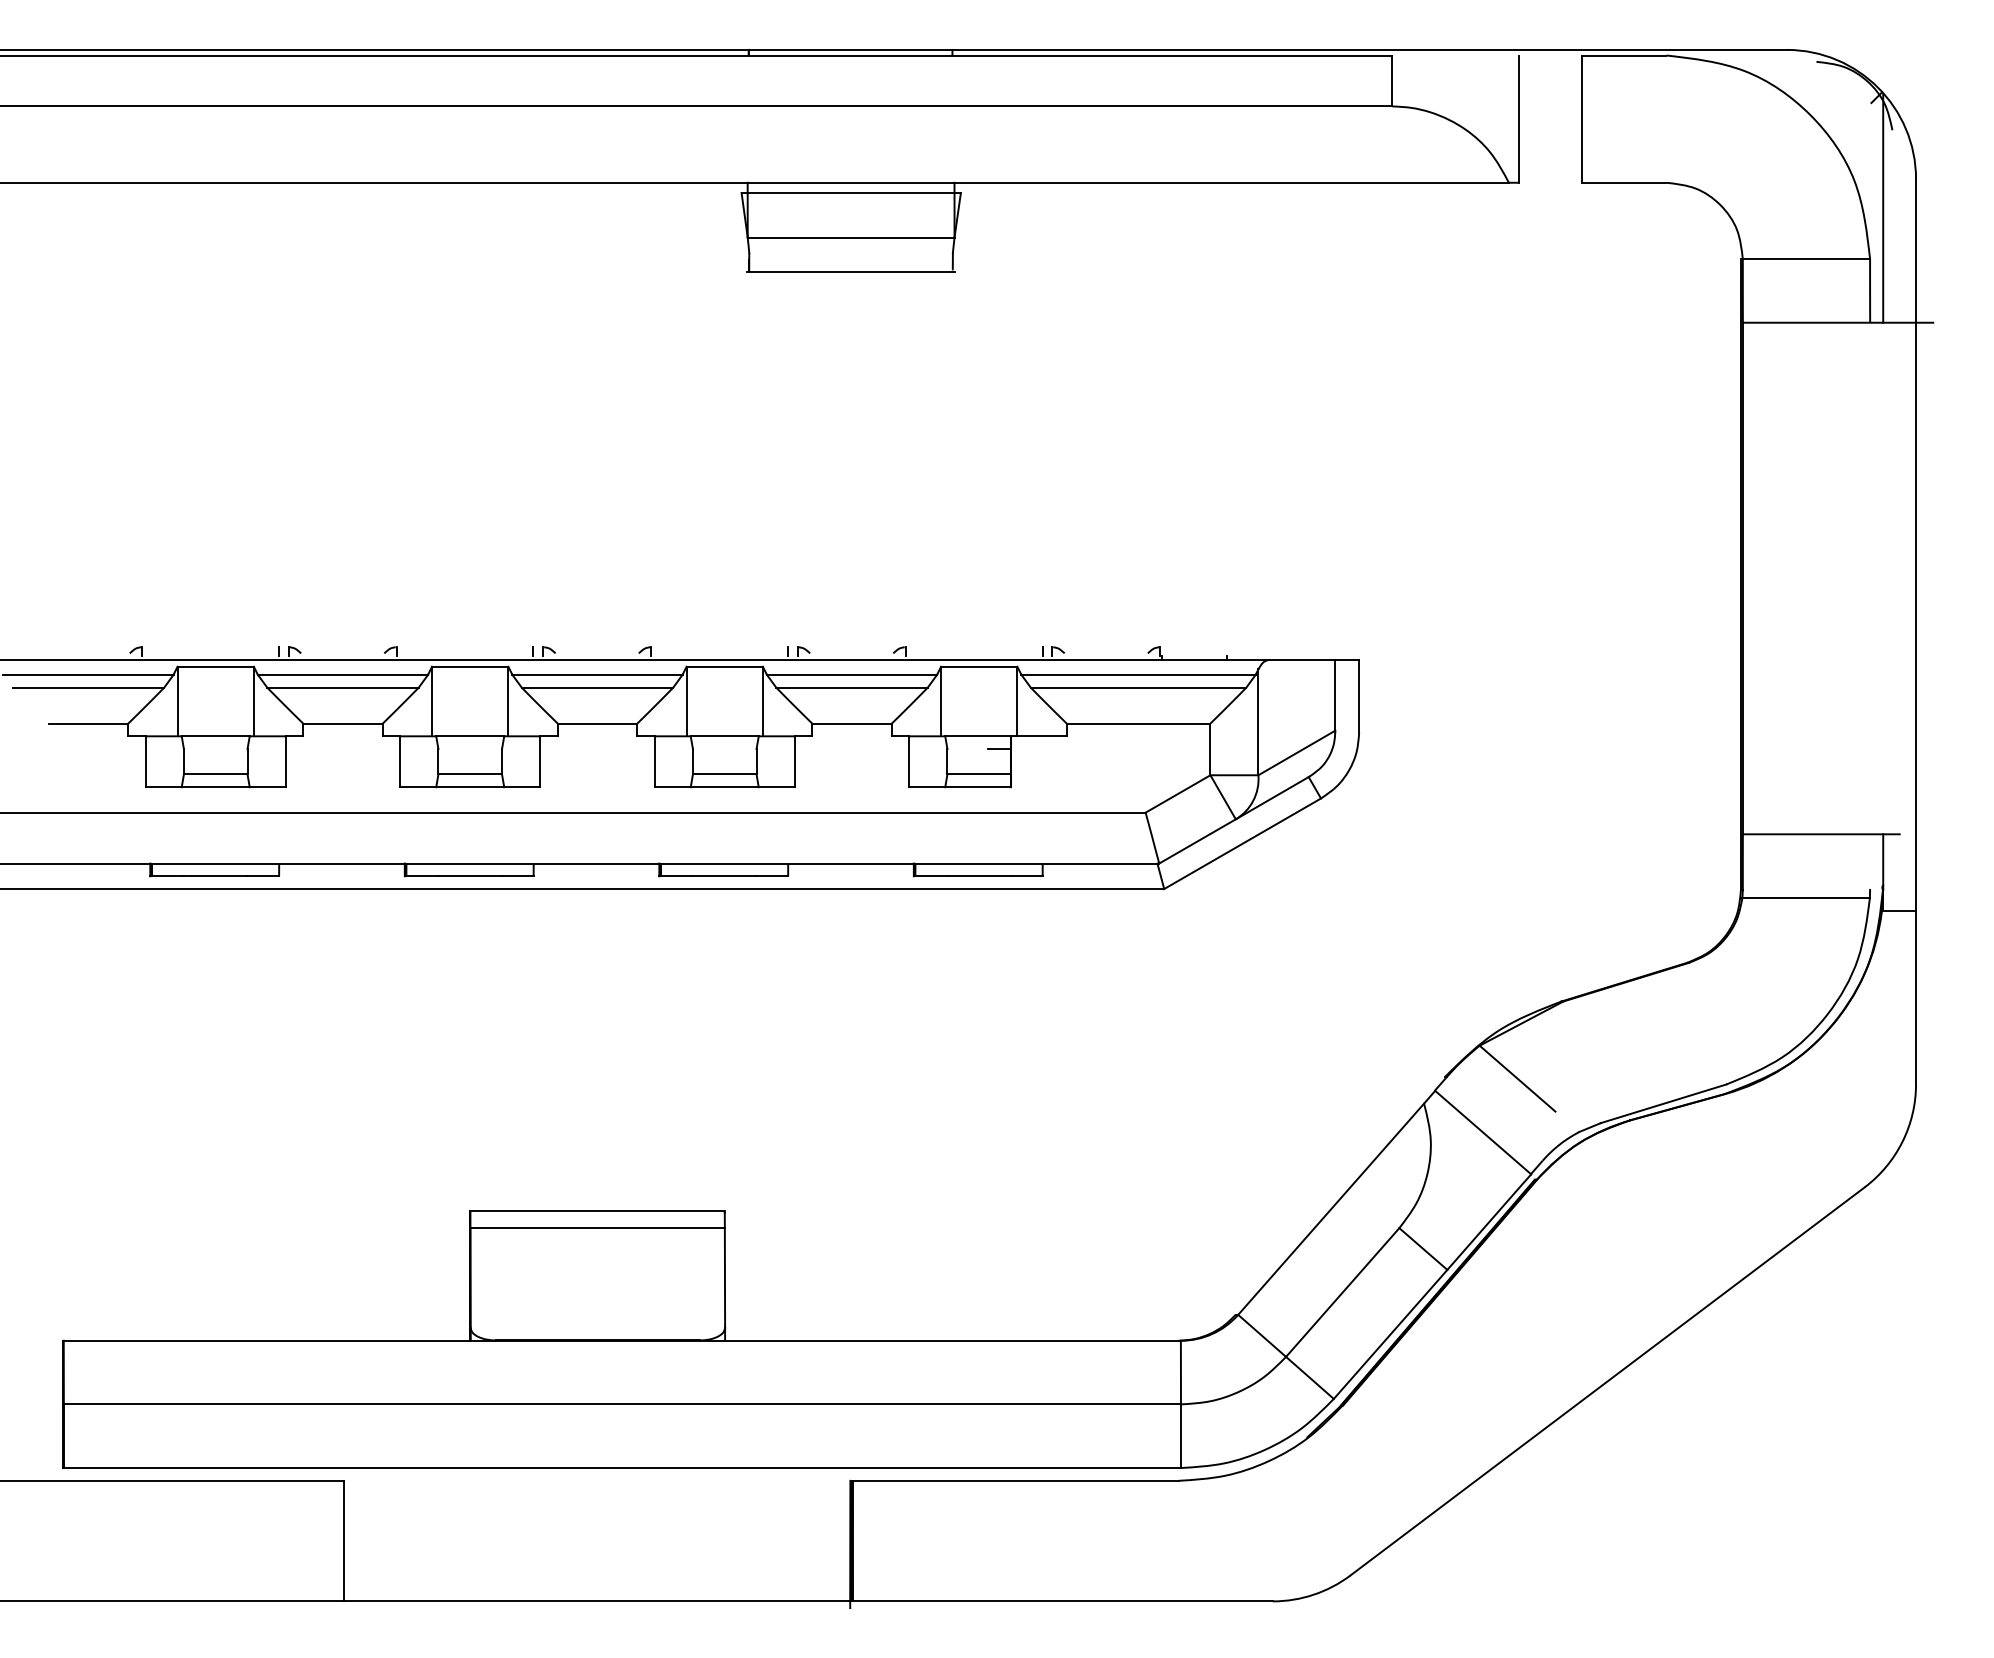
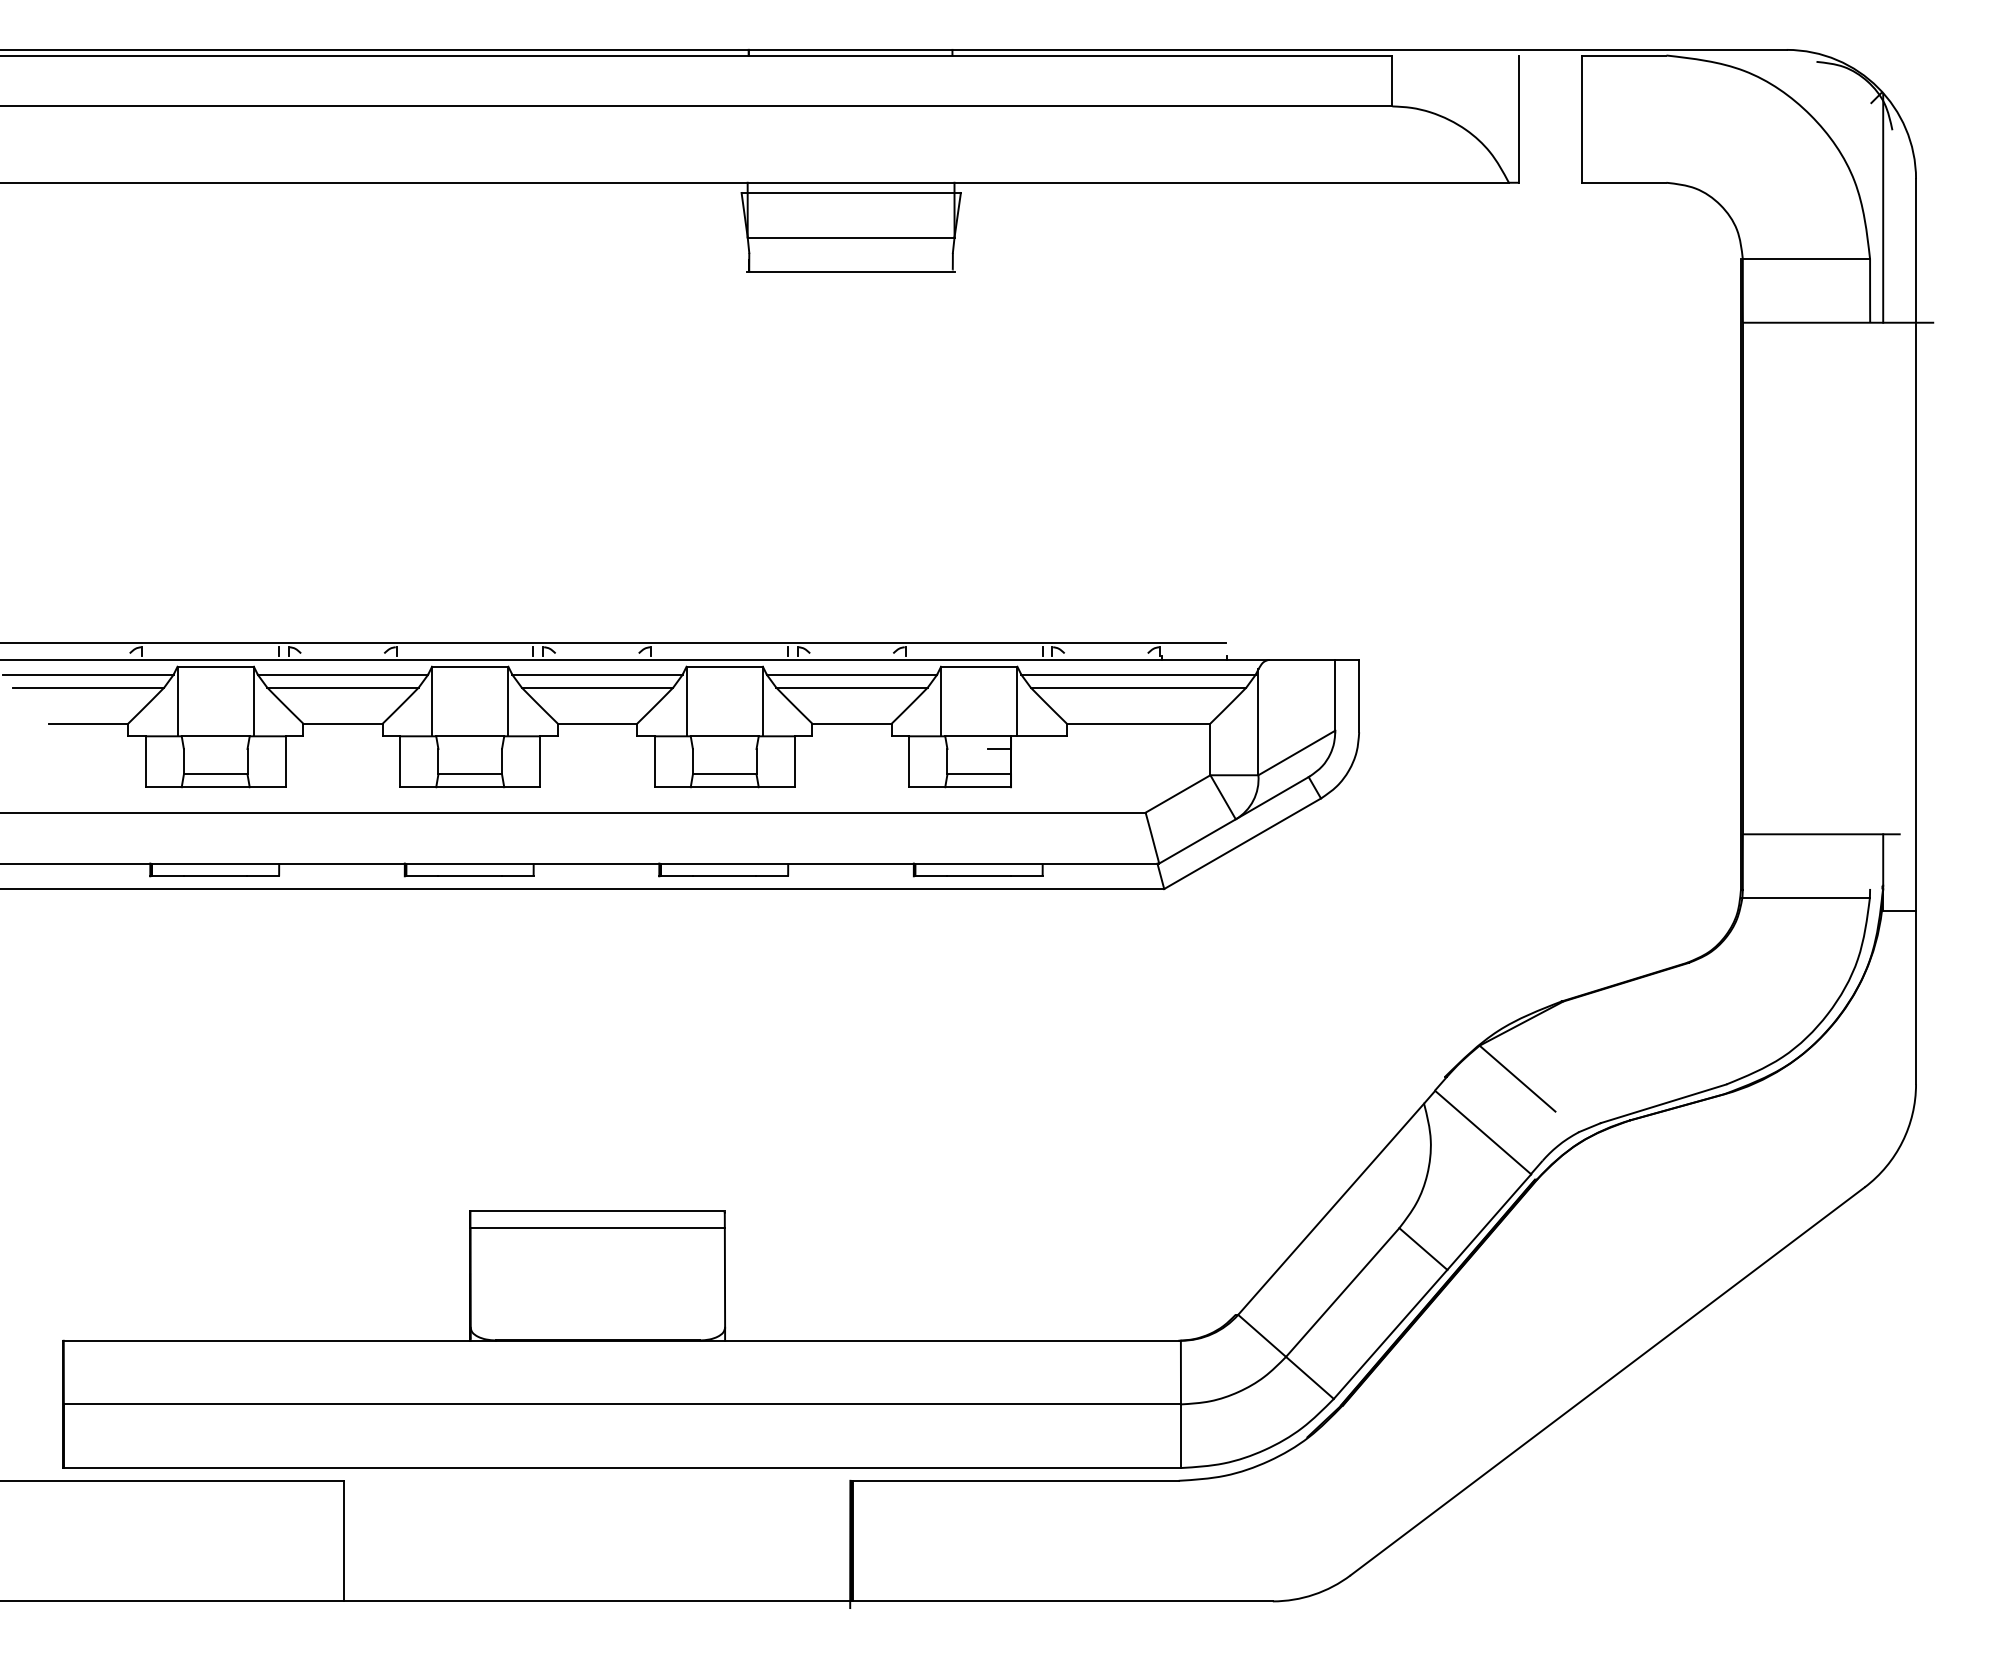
line: none -> present (613, 643)
